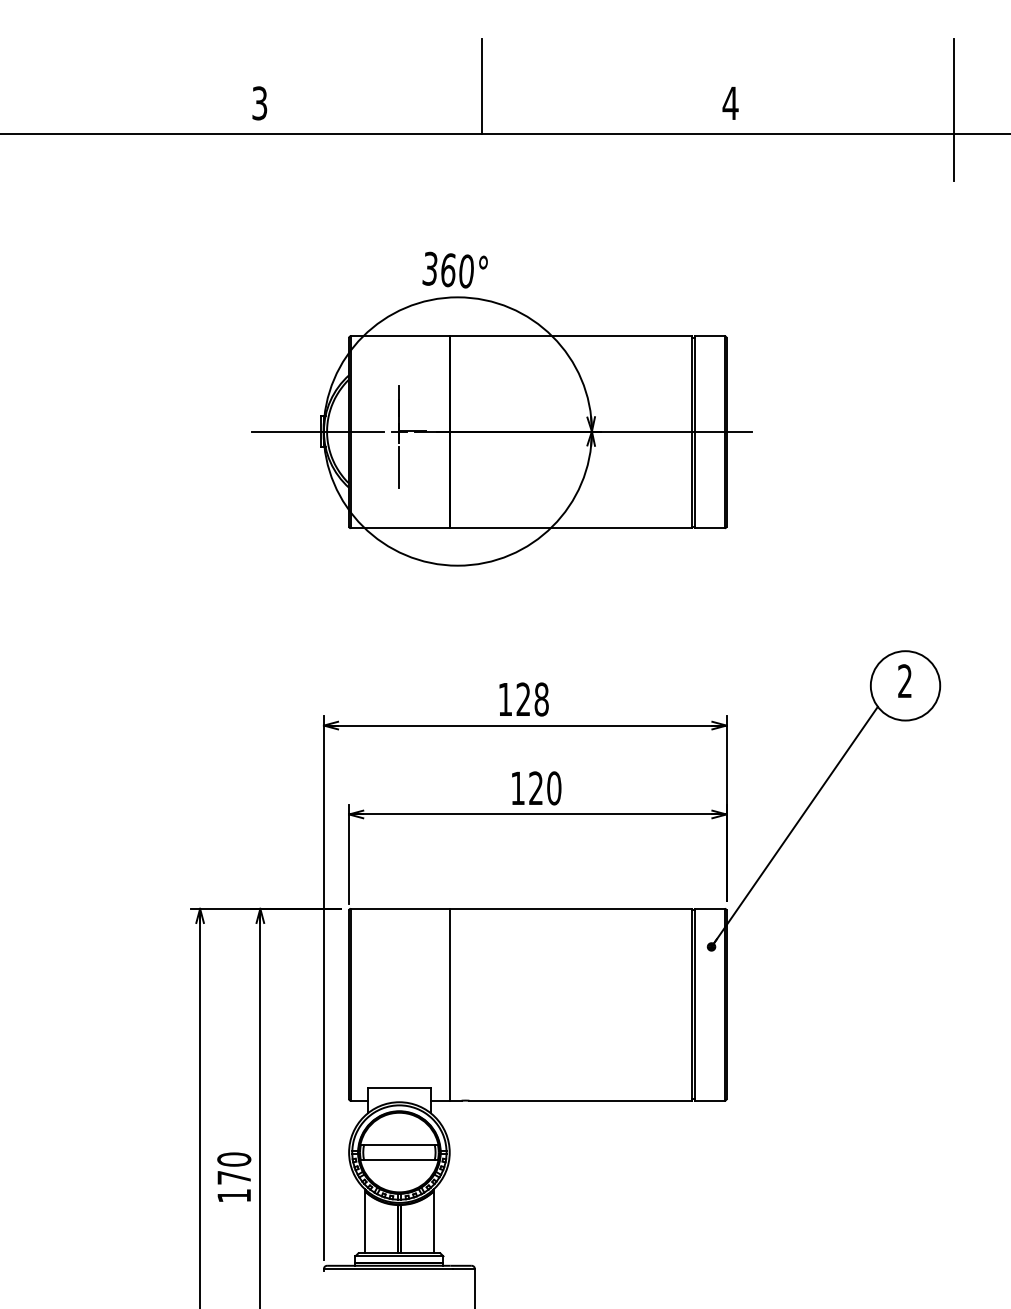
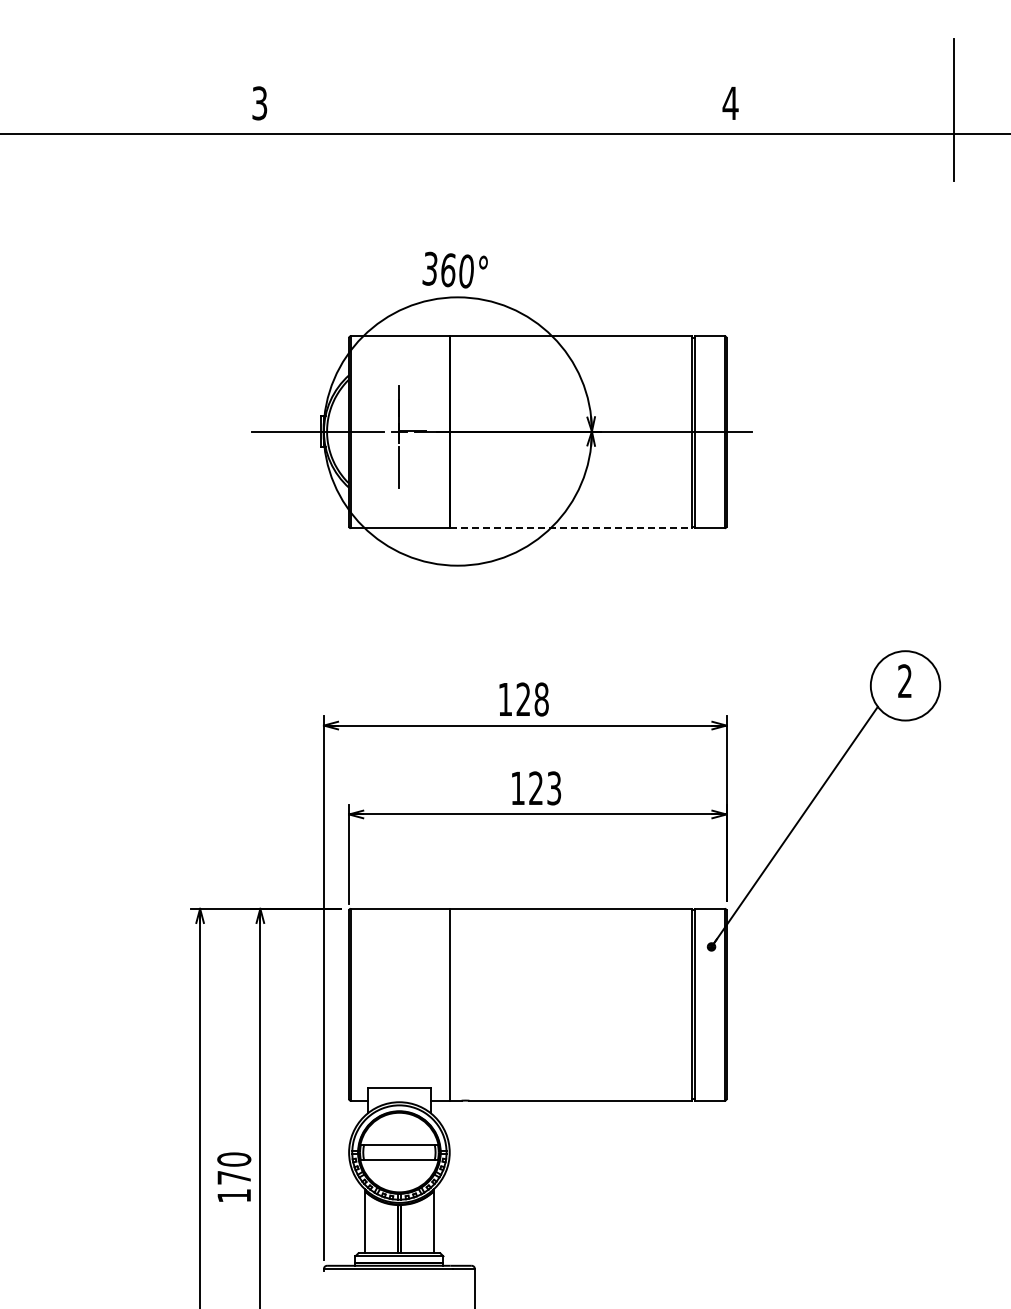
line: present -> none (482, 86)
line: solid -> dashed (571, 528)
text: 120 -> 123 (554, 788)
